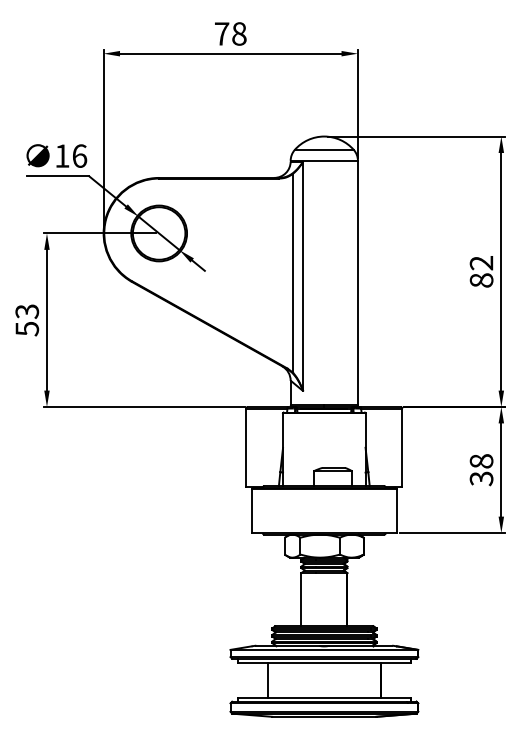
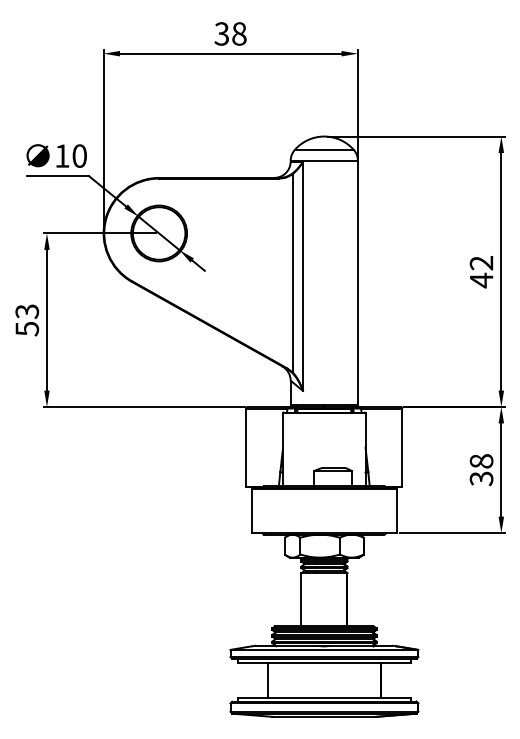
text: 78 -> 38 (221, 33)
text: 16 -> 10 (79, 155)
text: 82 -> 42 (481, 280)
